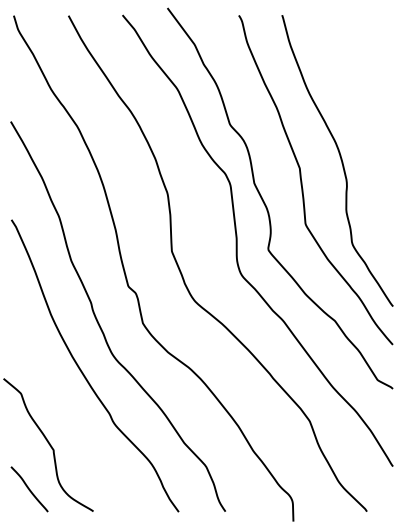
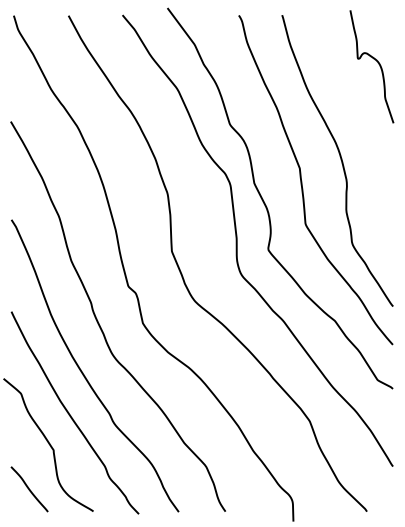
curve: none -> present (376, 61)
curve: none -> present (71, 415)
